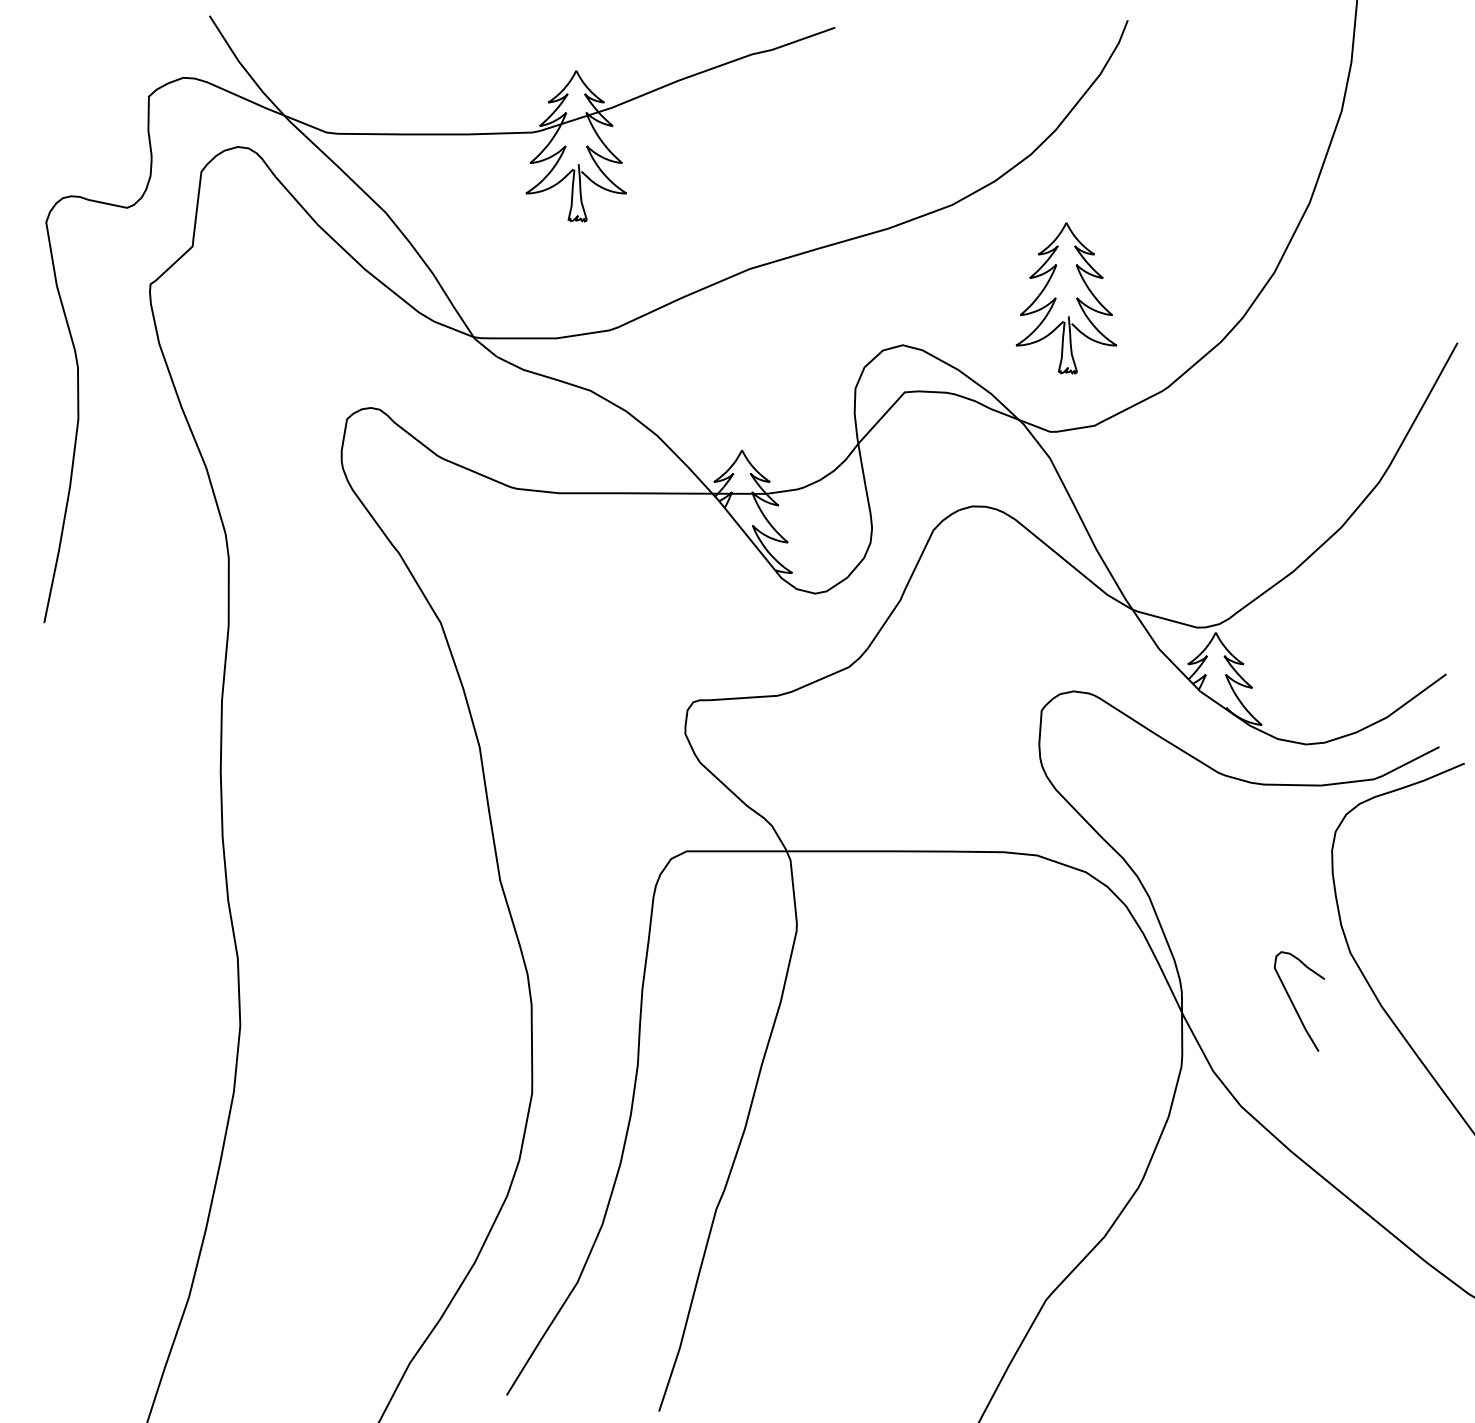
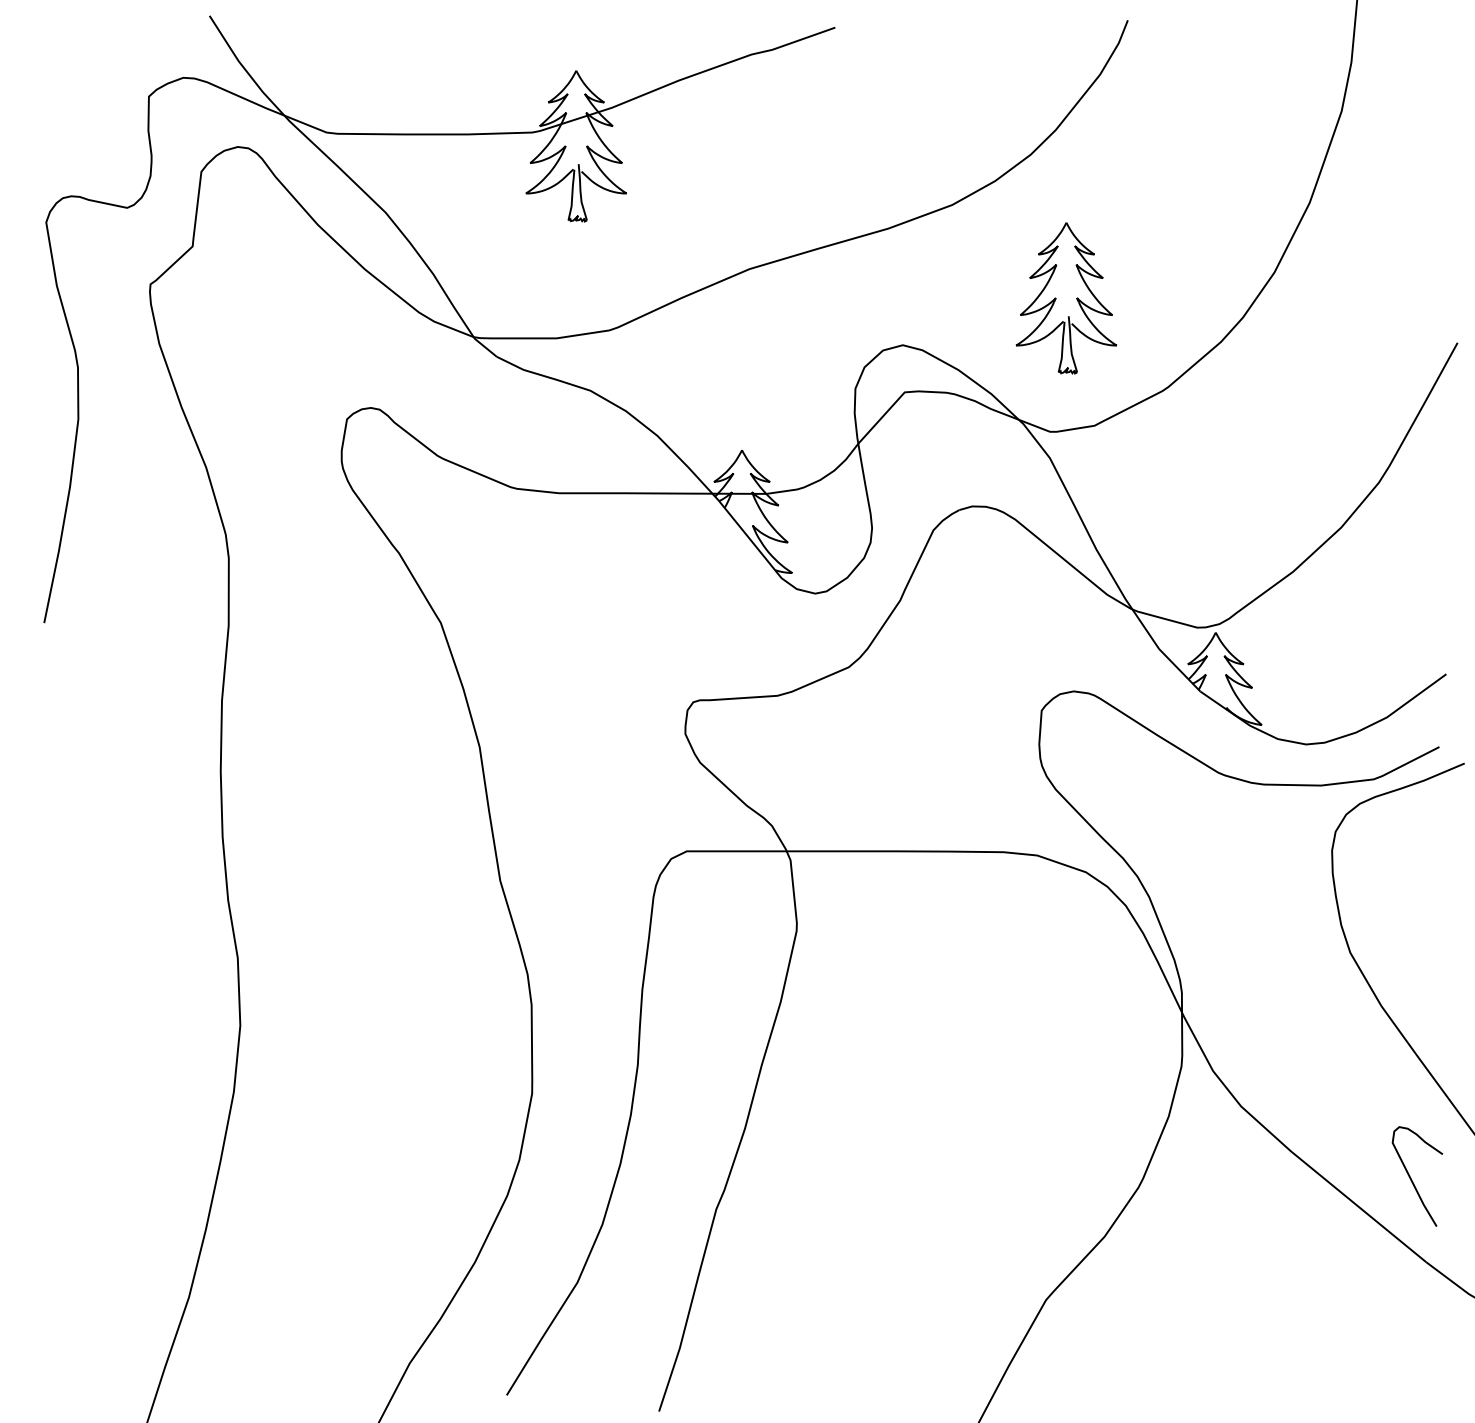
curve position: (1294, 1004) -> (1412, 1179) (1412, 1179)
